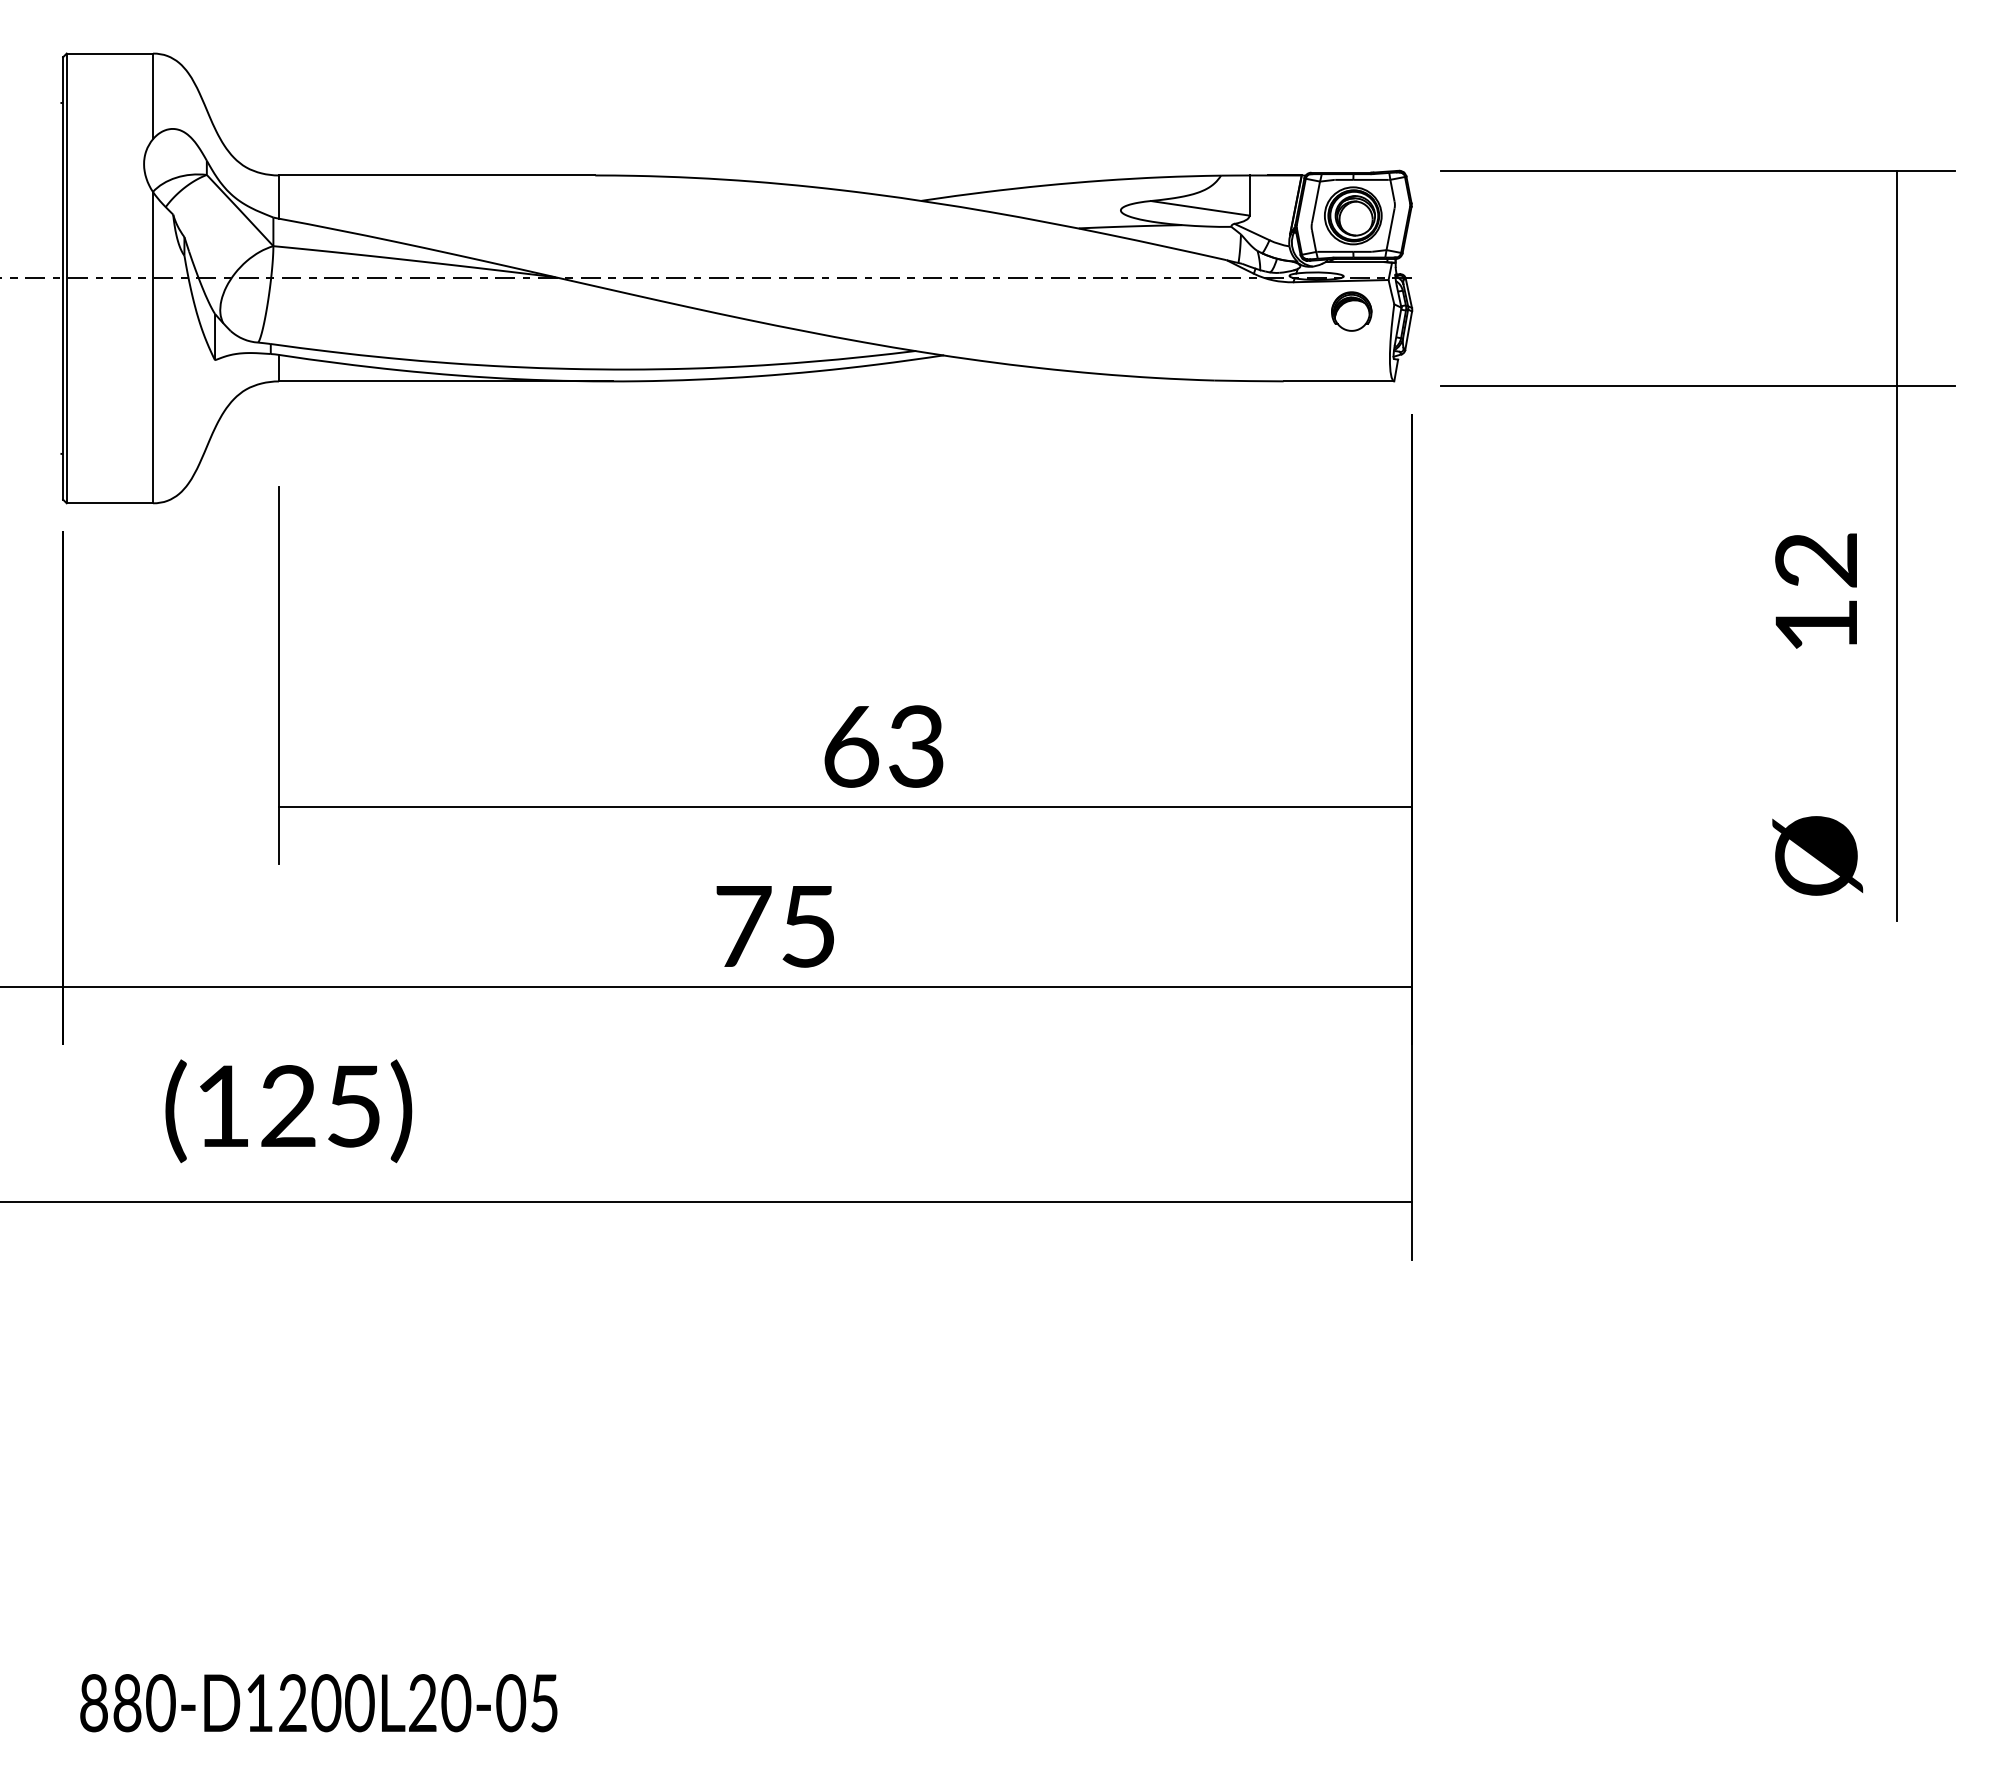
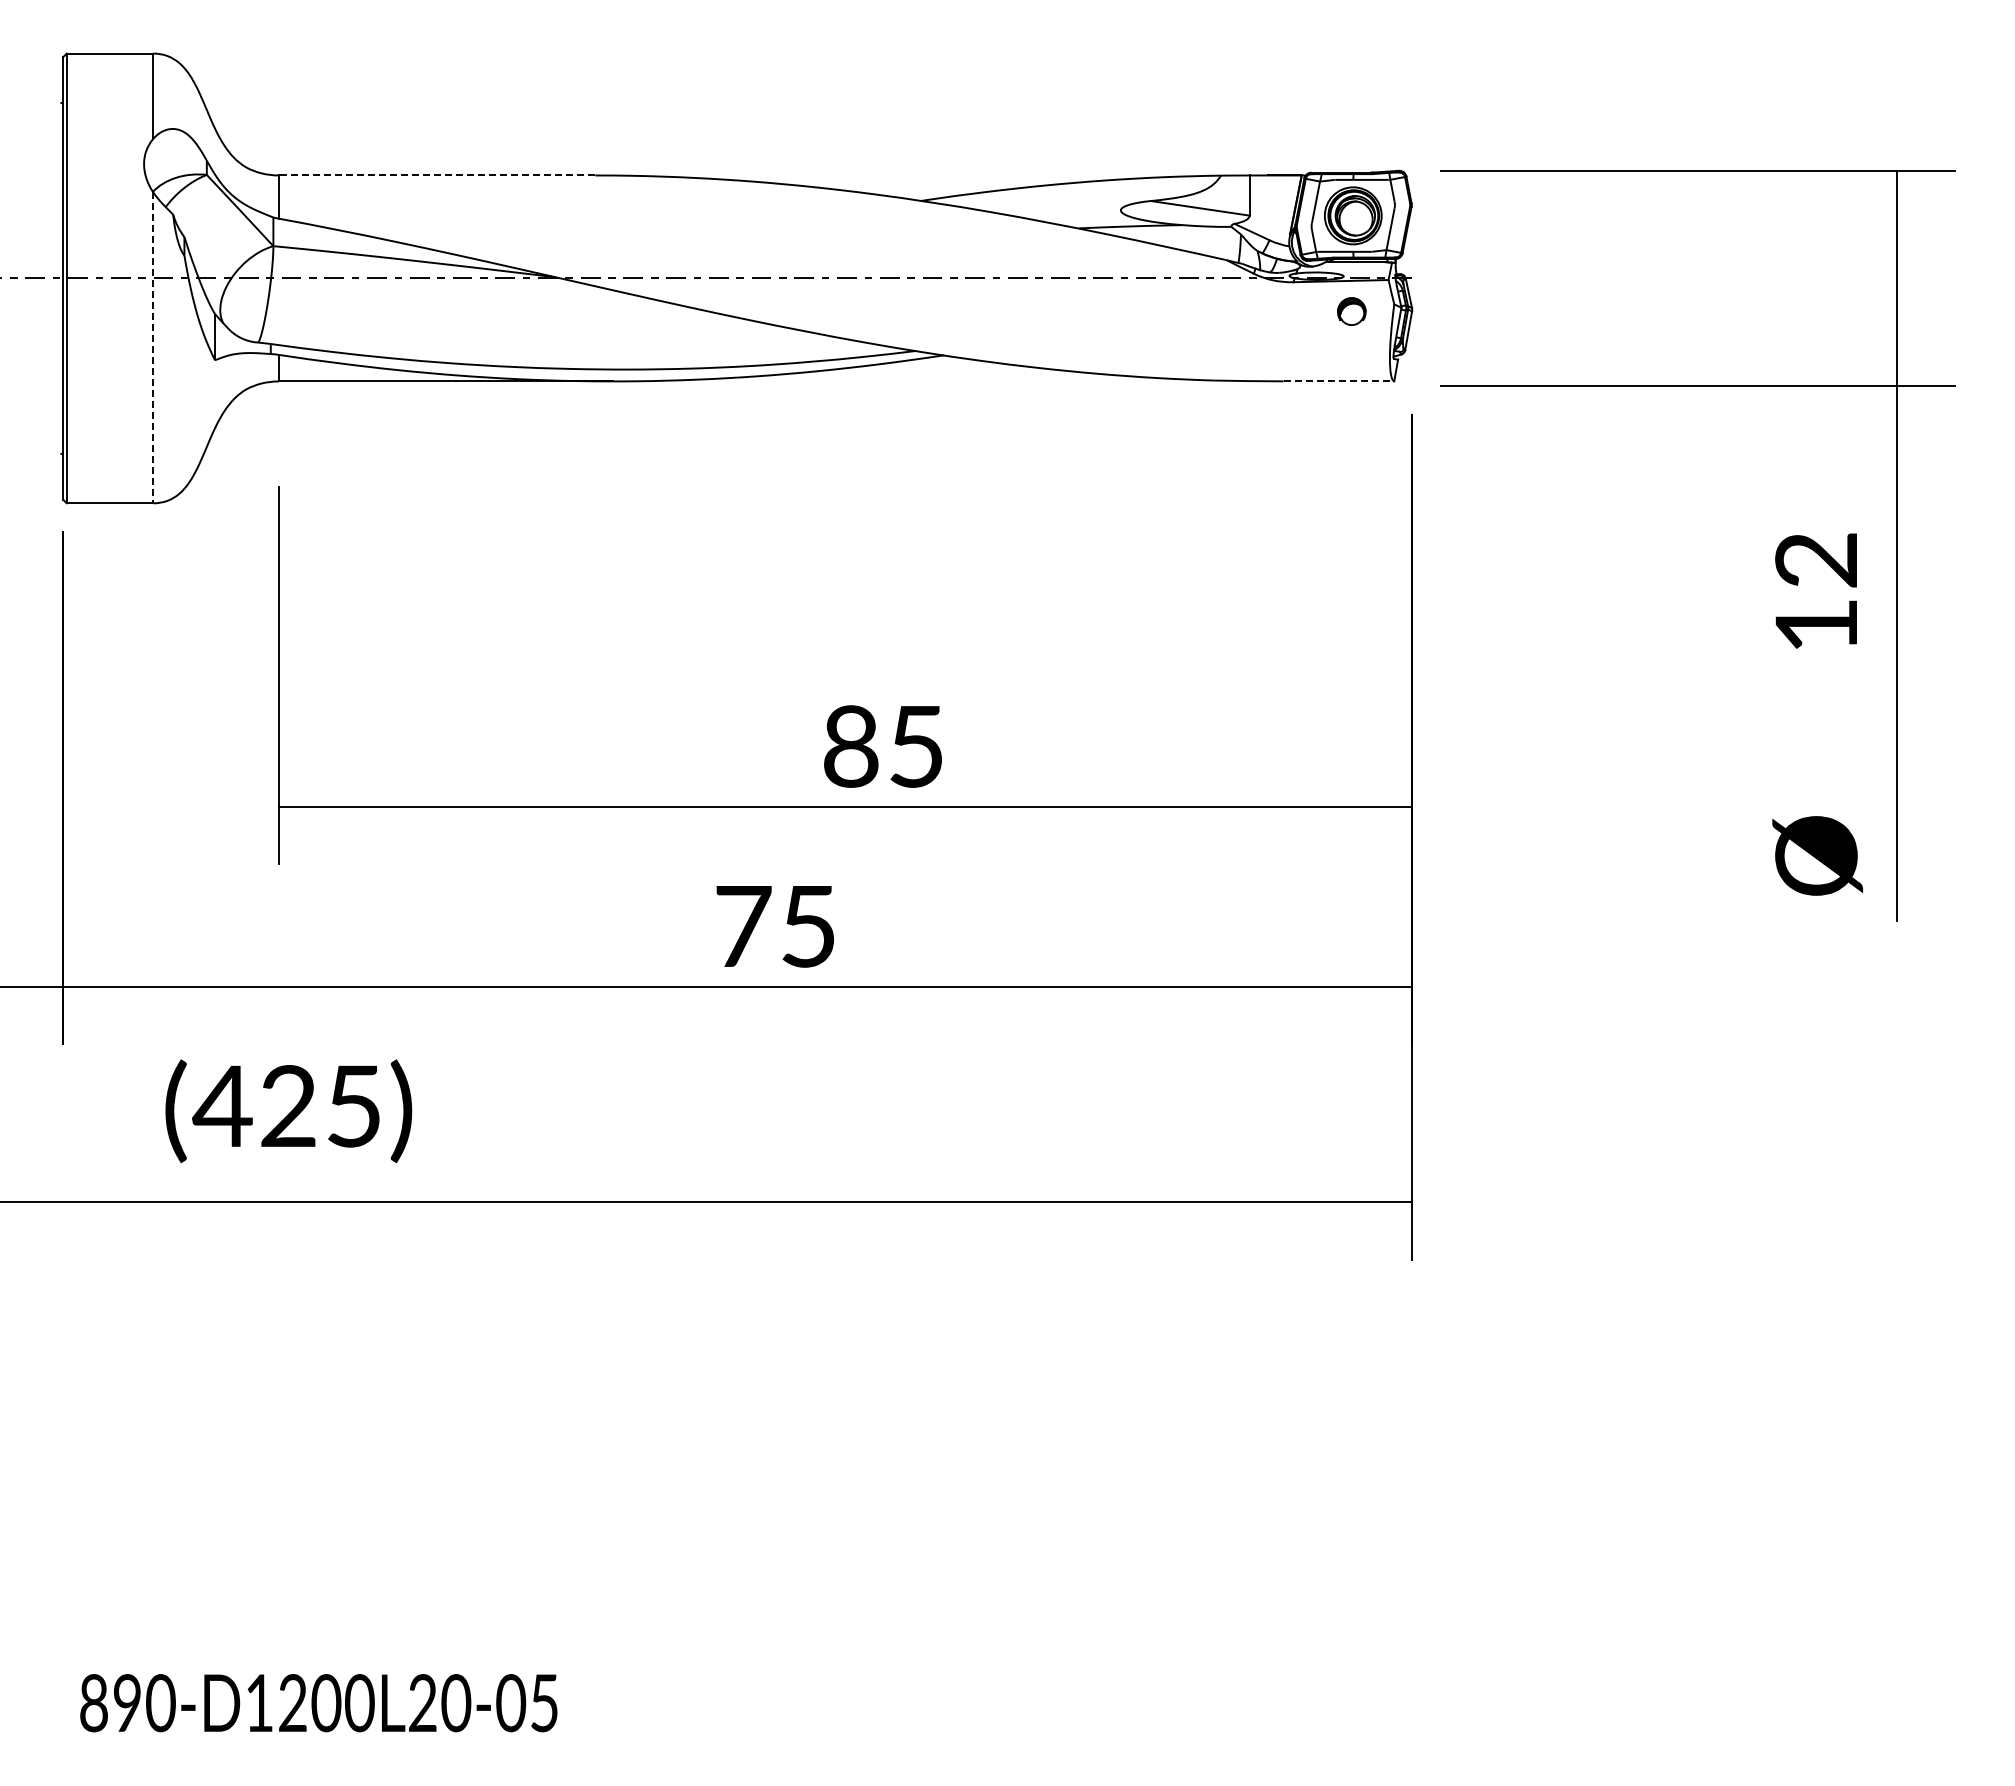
line: solid -> dashed (436, 175)
part size: 42x41 px -> 30x29 px (1351, 311)
line: solid -> dashed (153, 347)
line: solid -> dashed (1339, 381)
text: 63 -> 85 (883, 746)
text: (125) -> (425) (222, 1105)
text: 880-D1200L20-05 -> 890-D1200L20-05 (127, 1704)
